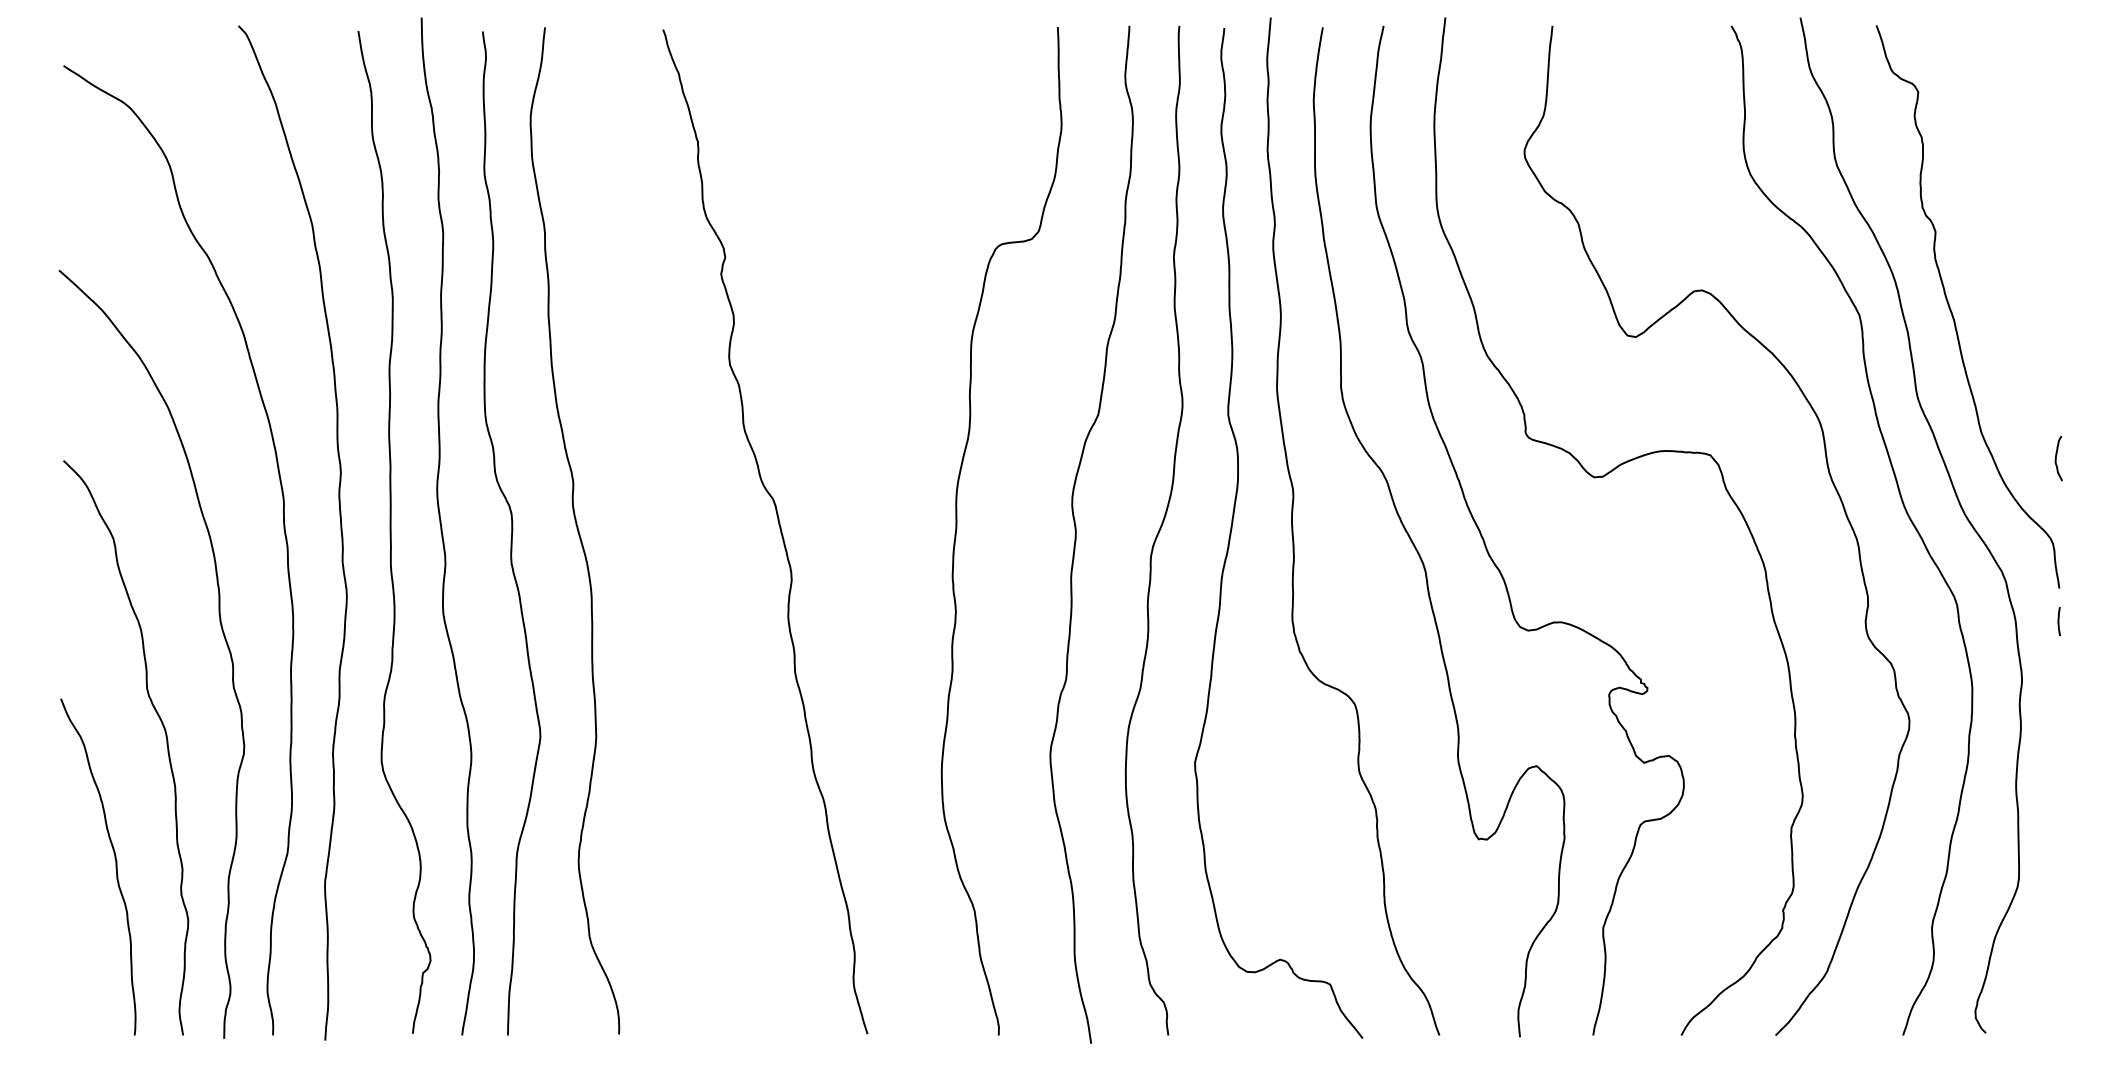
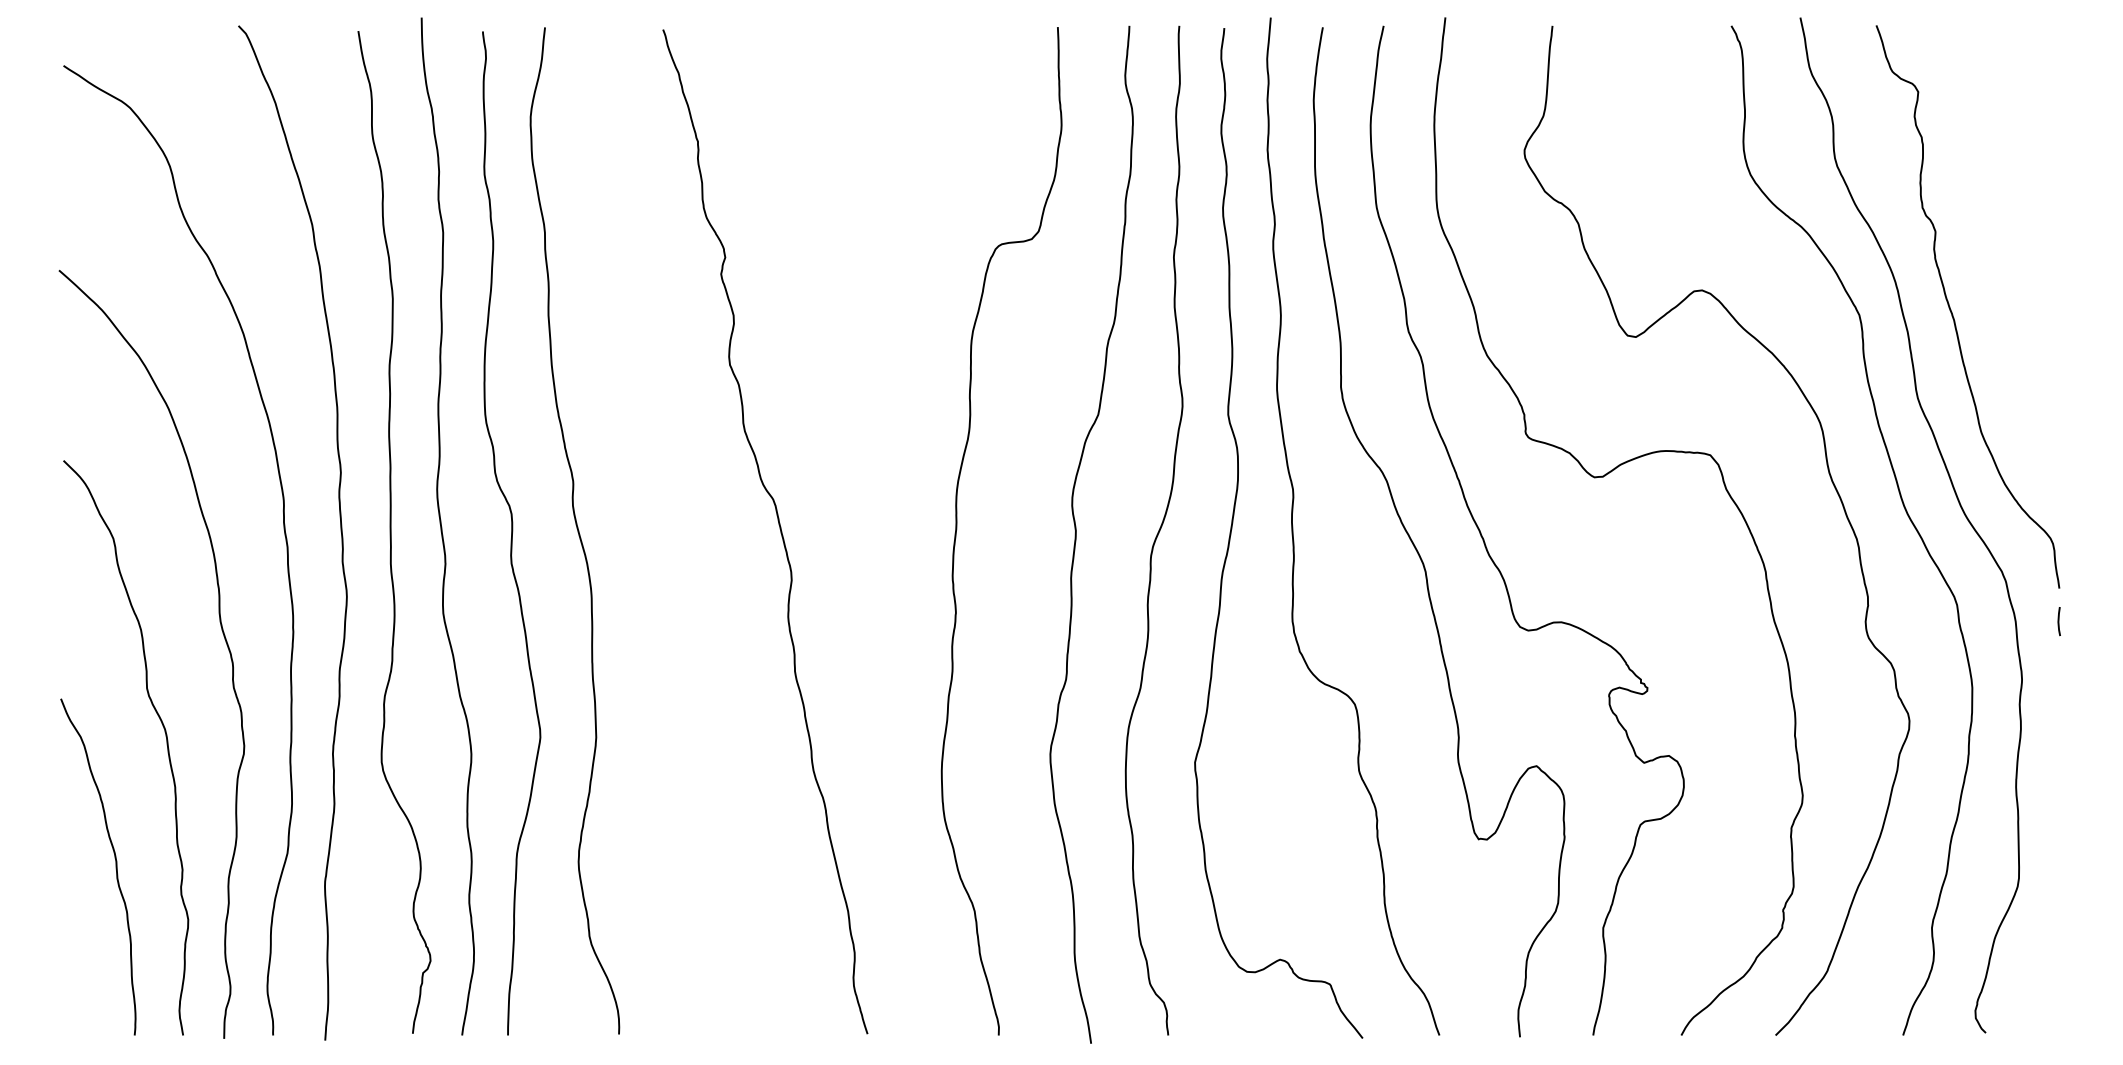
curve: present -> none (2056, 458)
